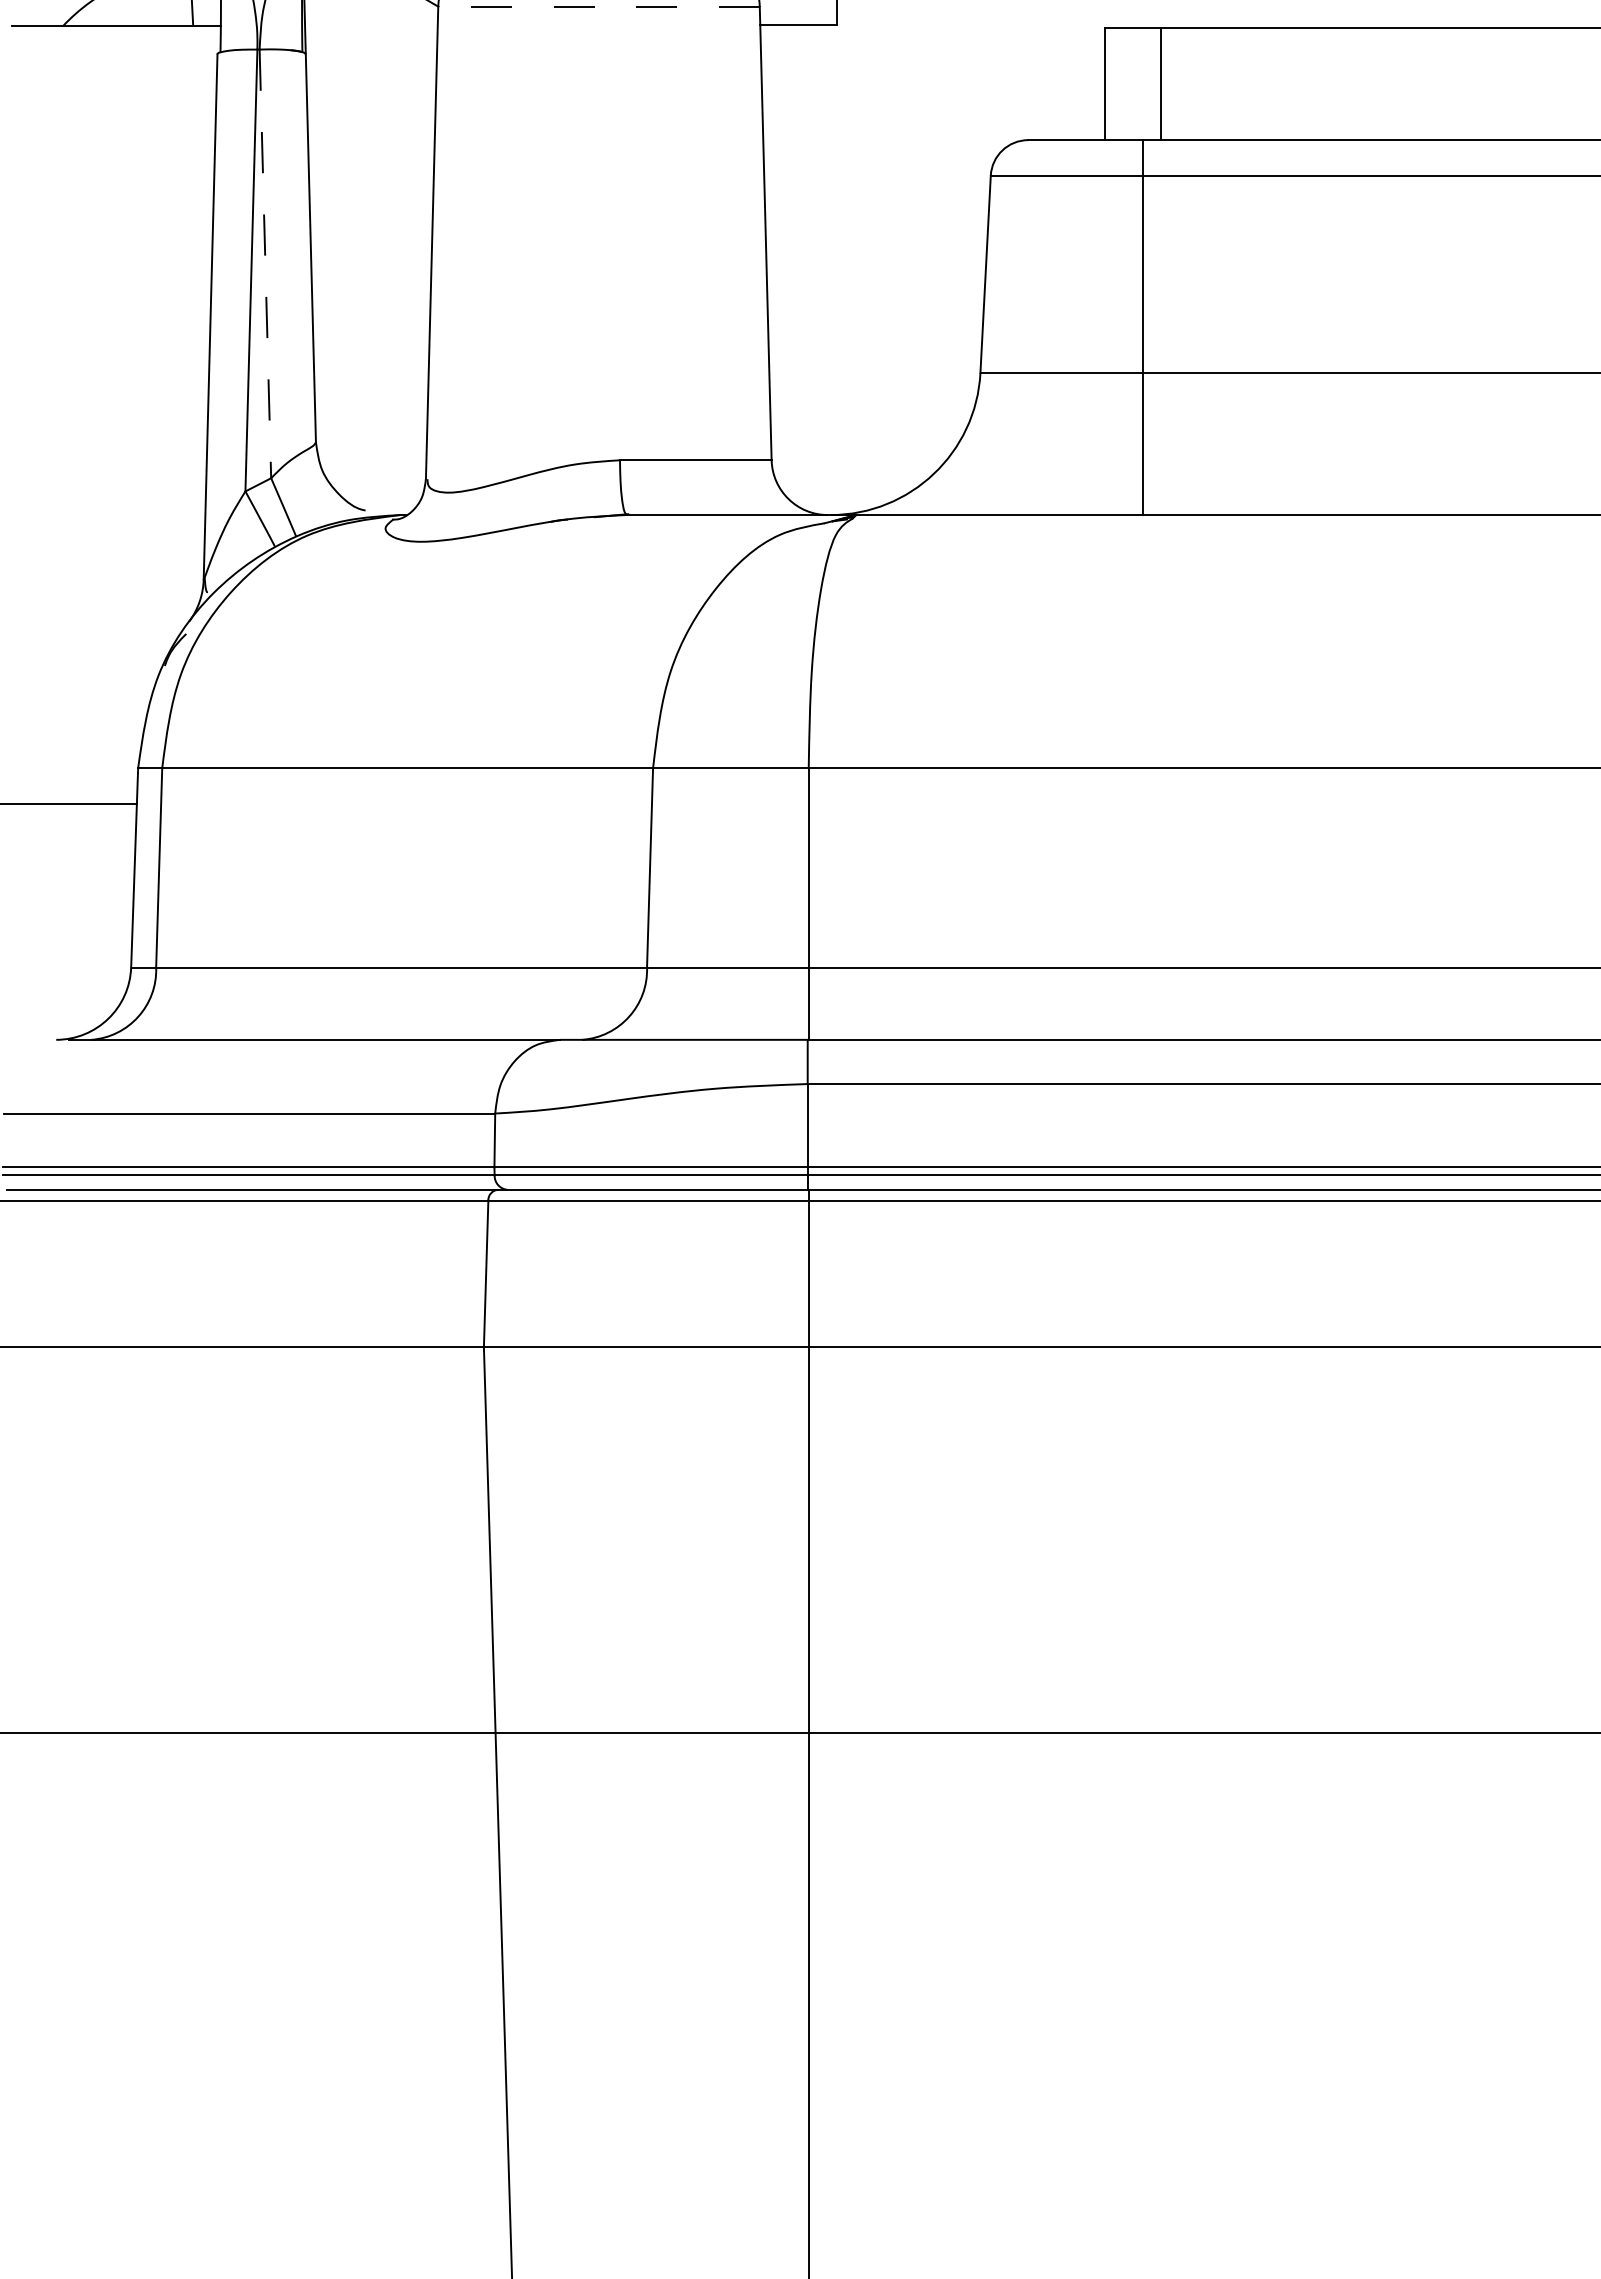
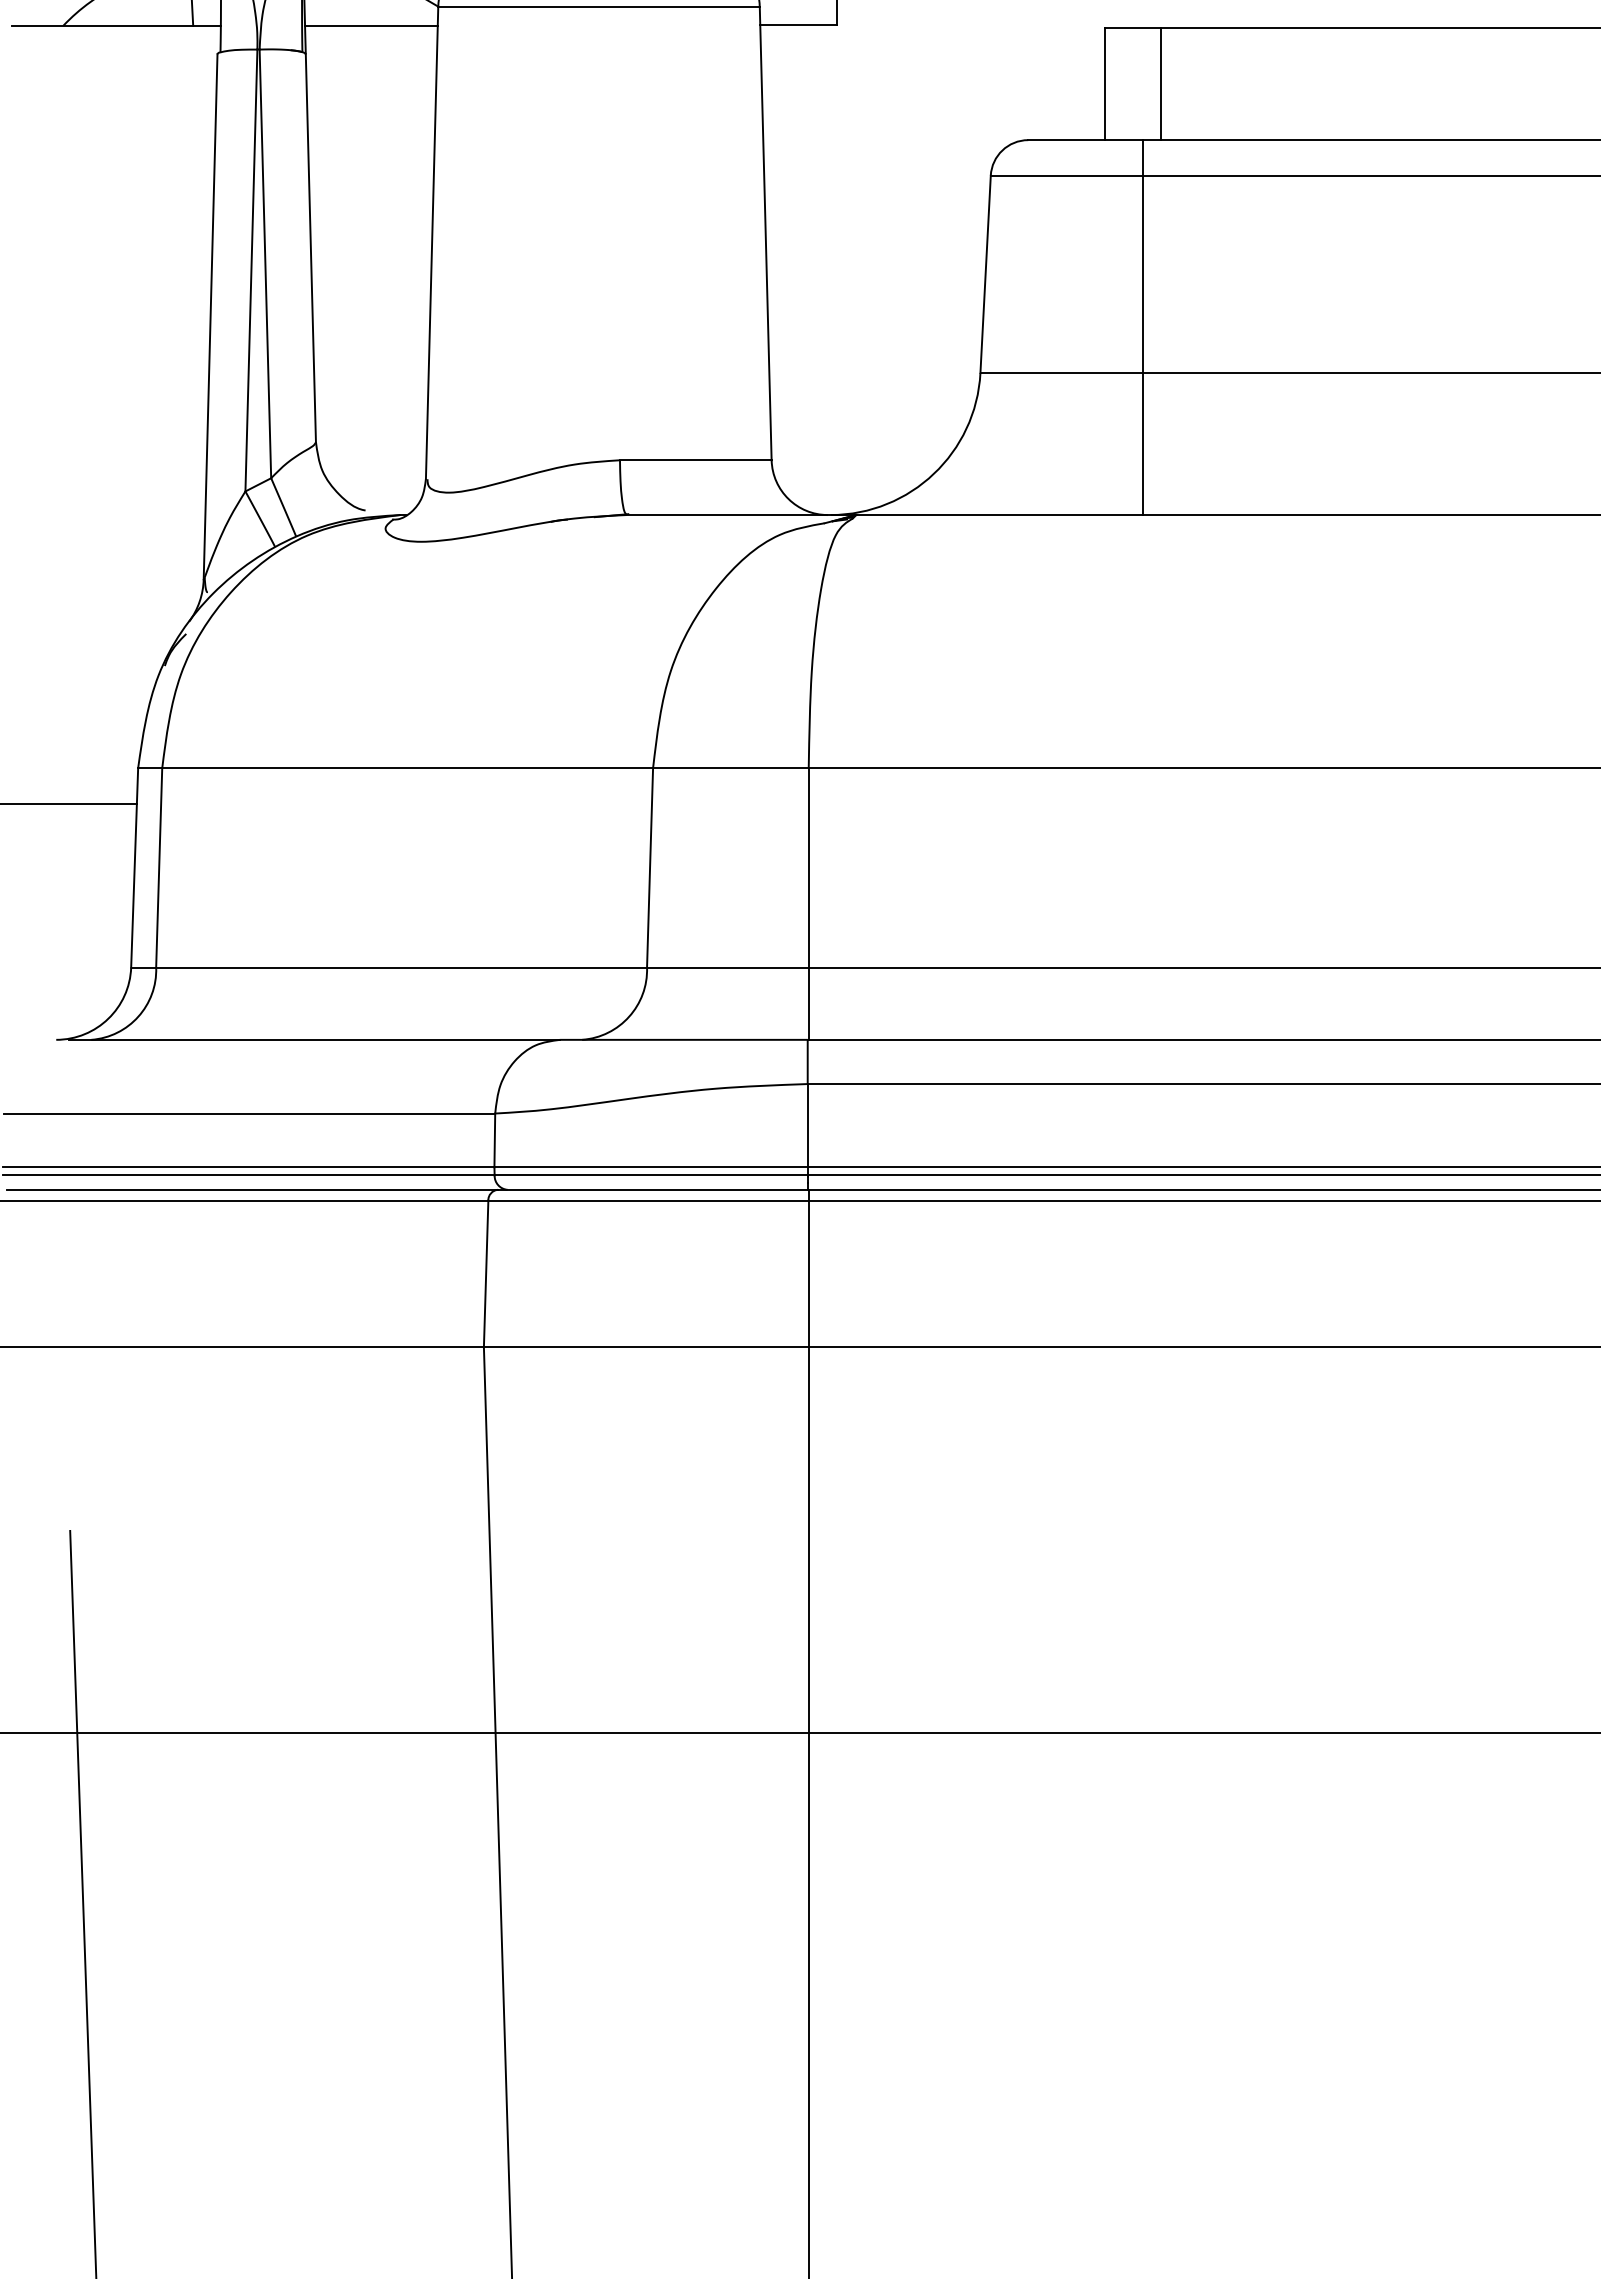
line: dashed -> solid (599, 7)
line: none -> present (371, 25)
line: dashed -> solid (265, 264)
line: none -> present (83, 1902)
